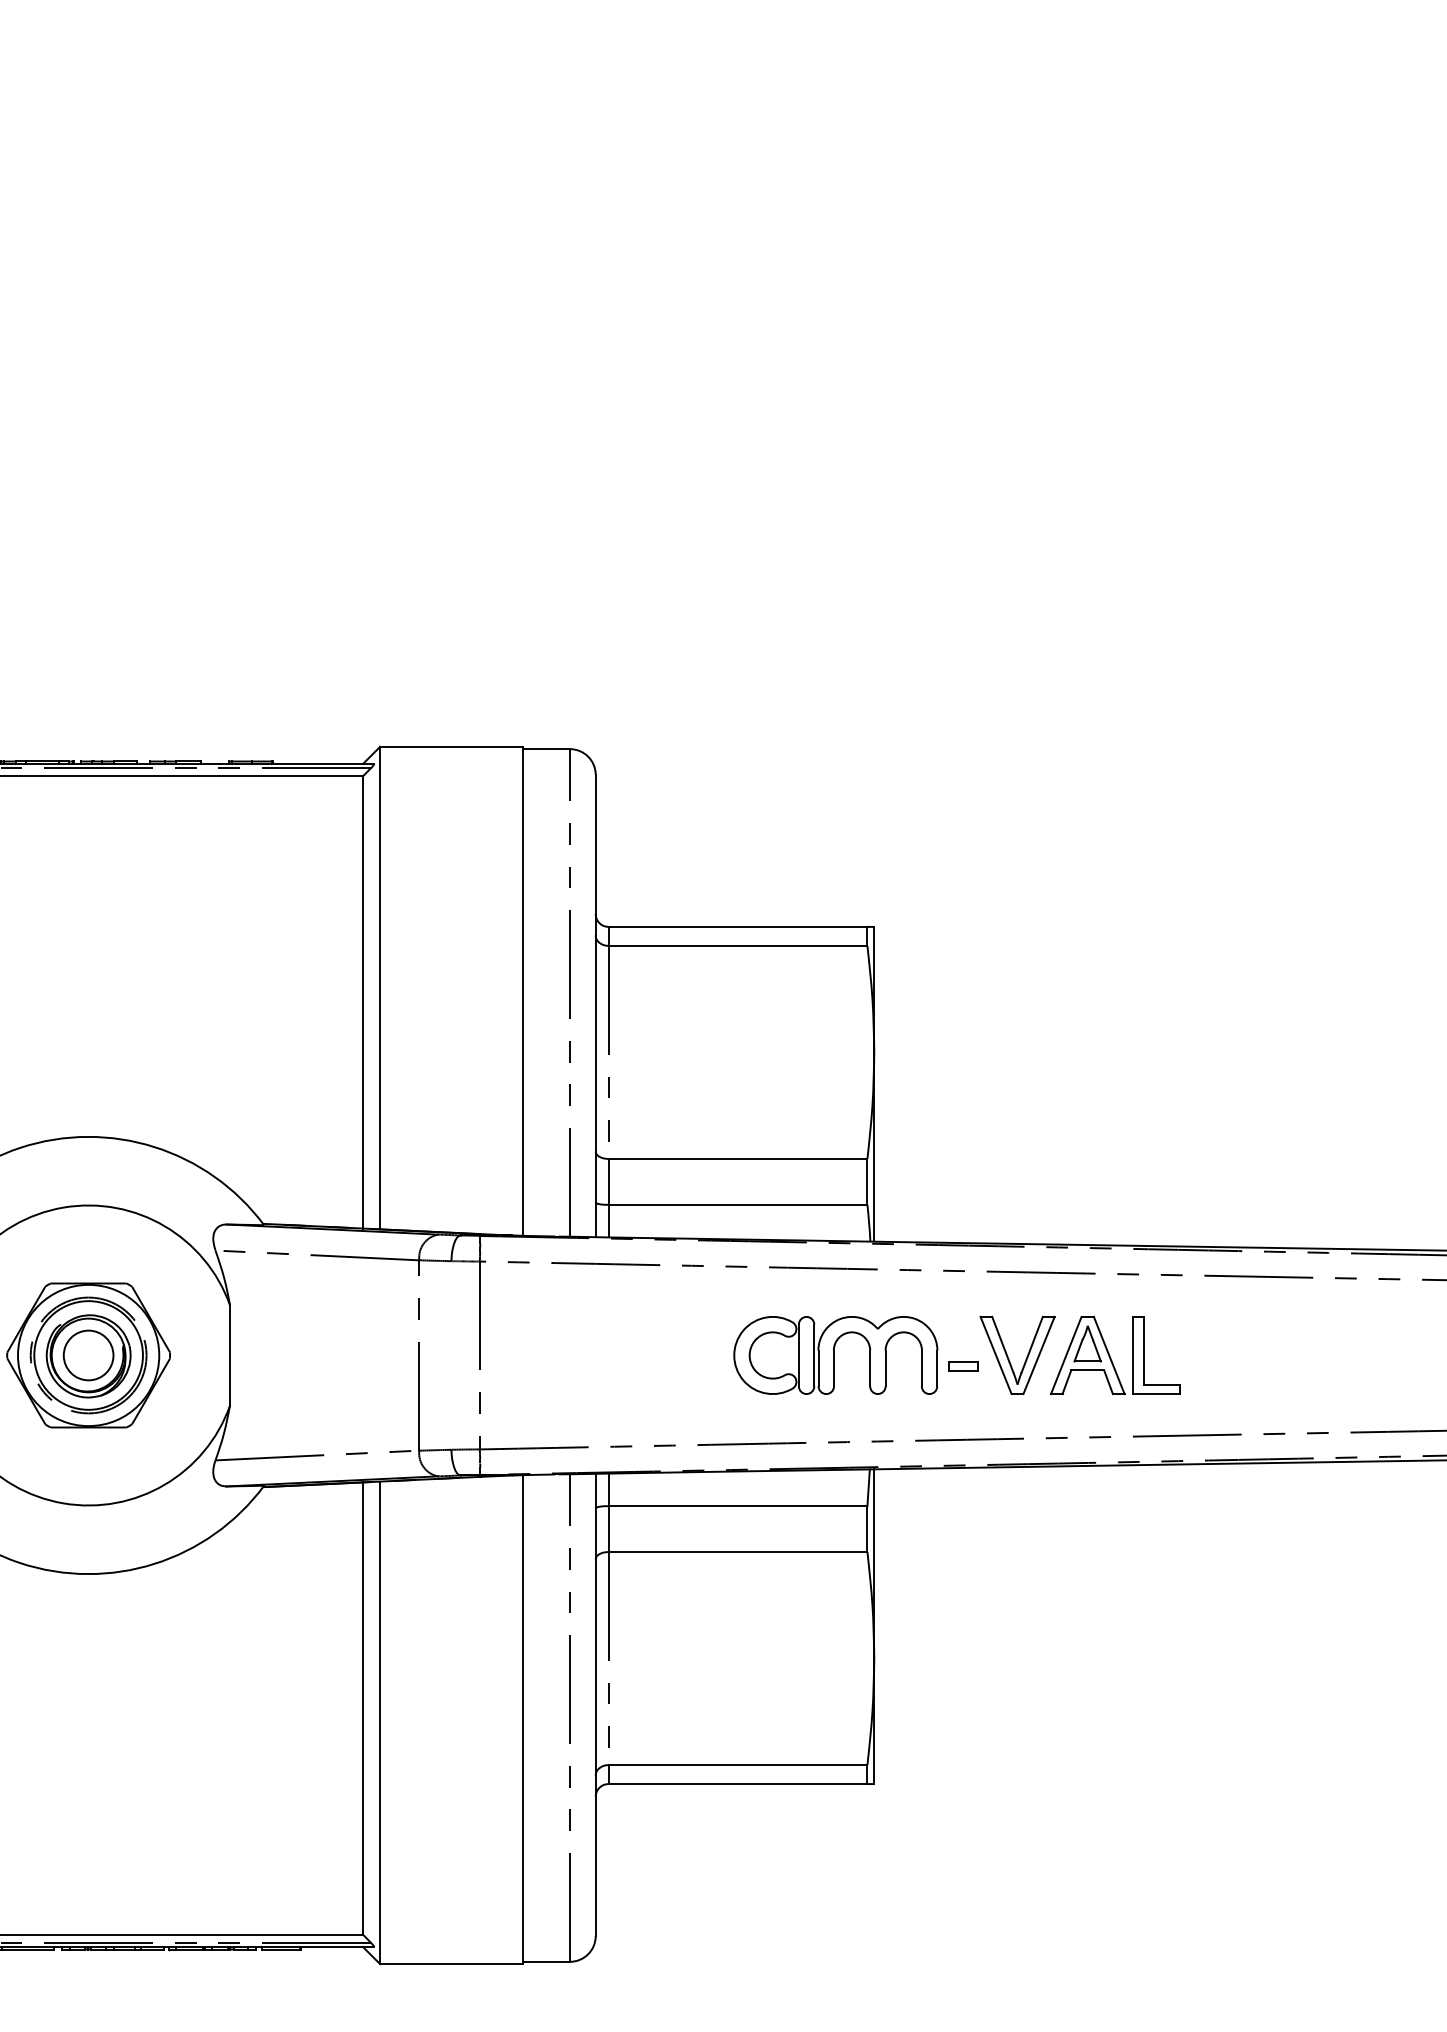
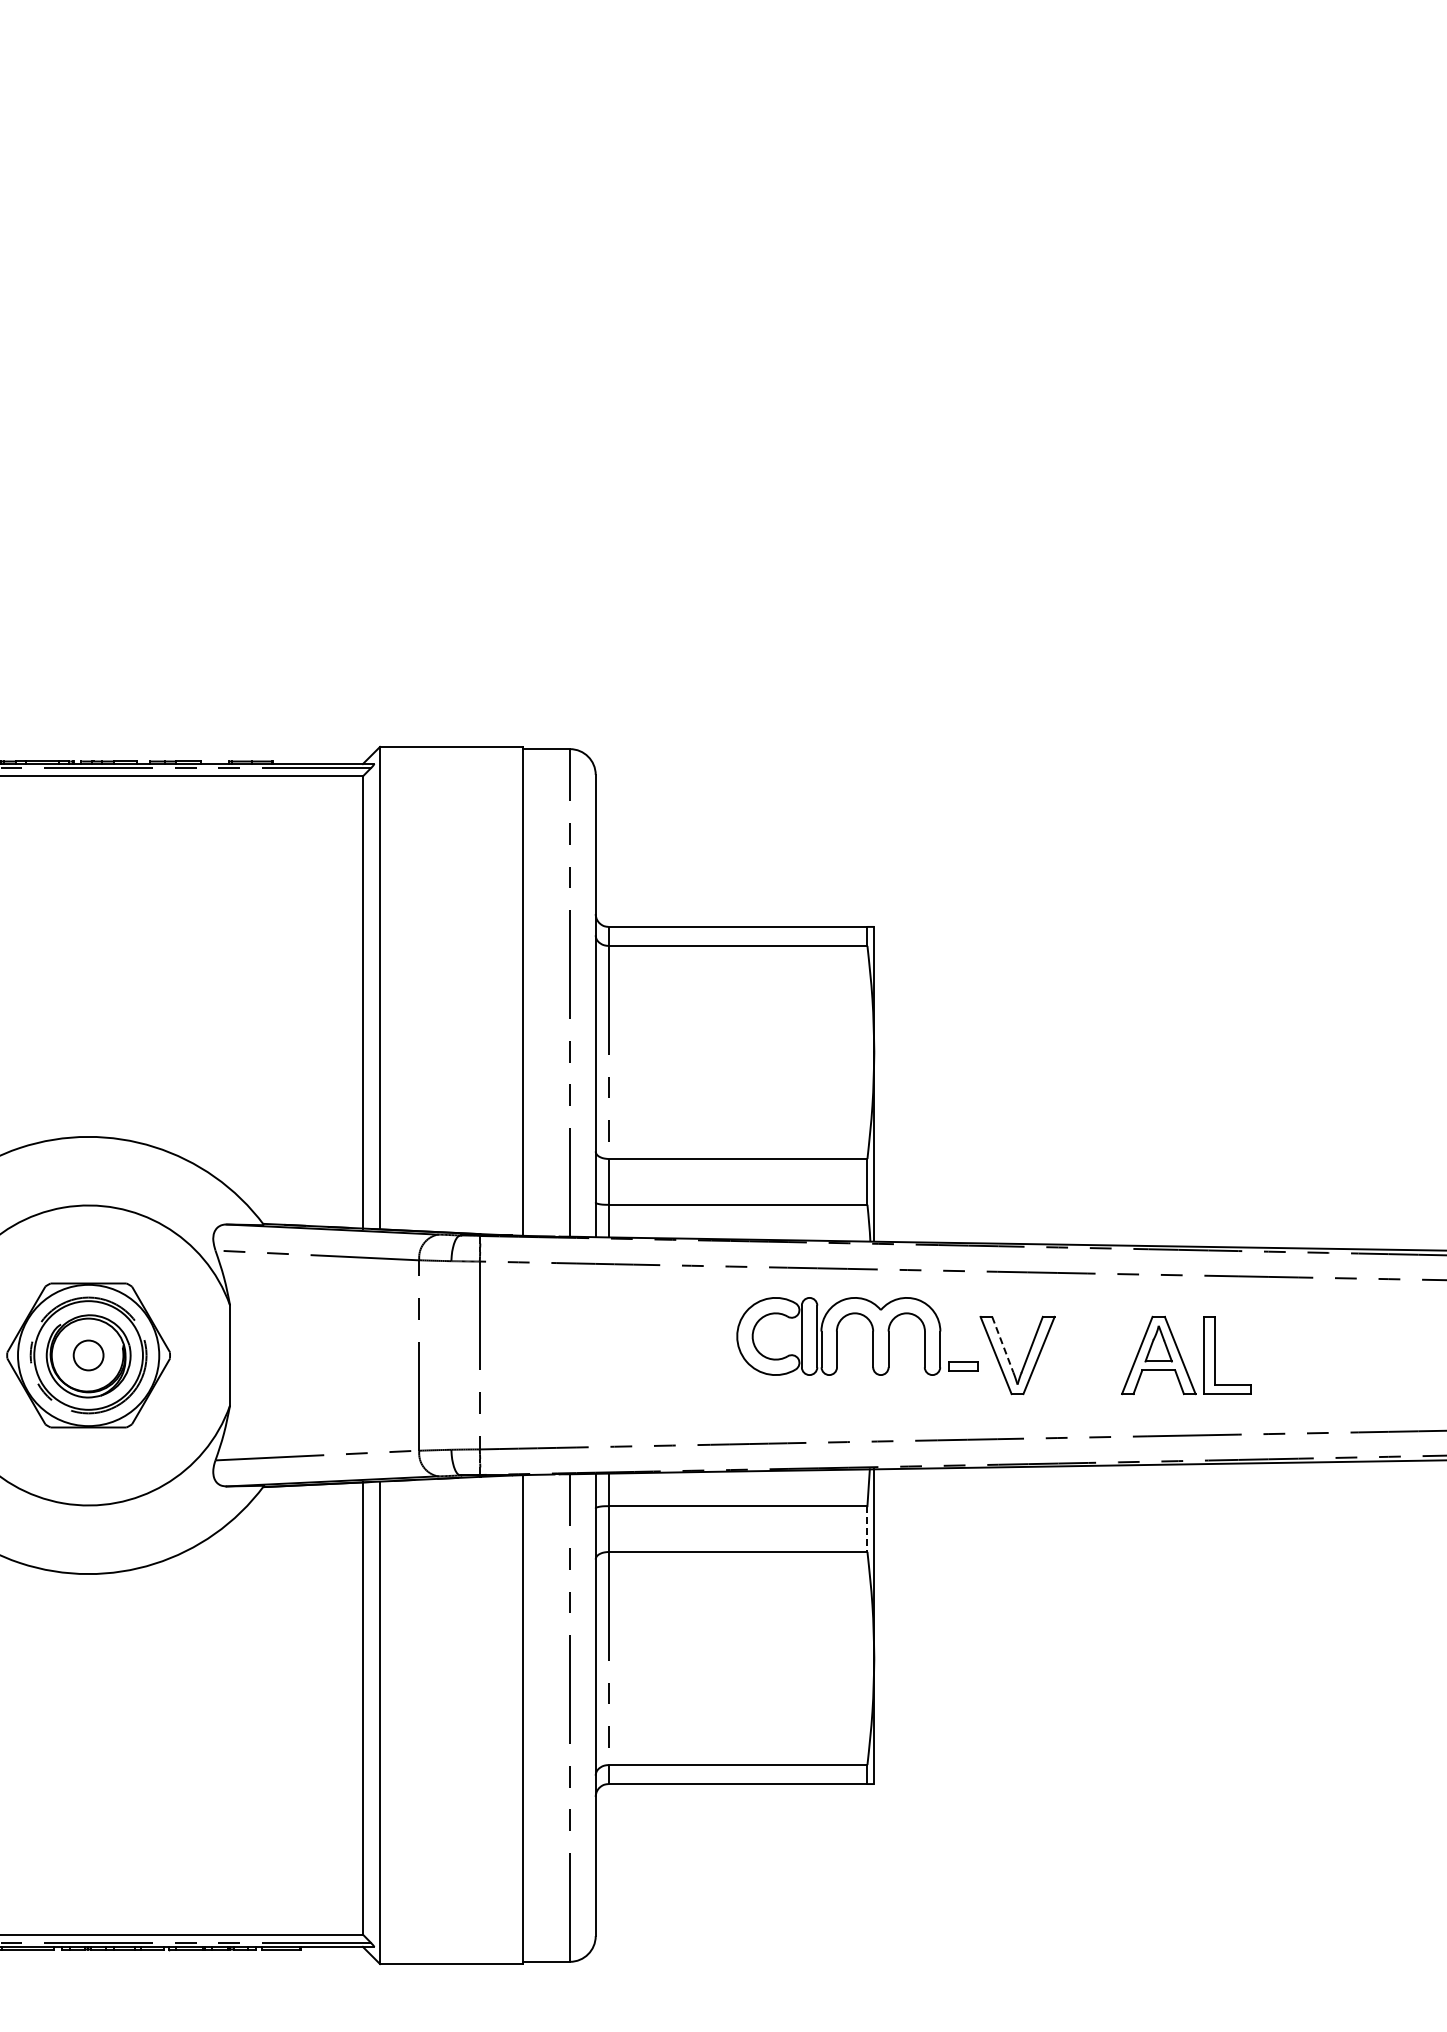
line: solid -> dashed (1002, 1344)
circle diameter: 50 px -> 30 px (88, 1355)
part position: (835, 1355) -> (838, 1336) (838, 1336)
part position: (1115, 1355) -> (1186, 1355) (1186, 1355)
line: solid -> dashed (867, 1529)
